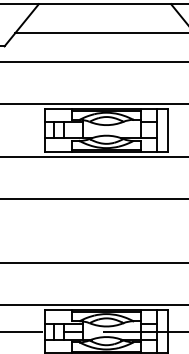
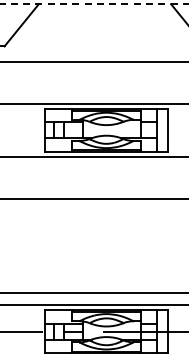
line: solid -> dashed (94, 4)
line: present -> none (100, 33)
line position: (93, 263) -> (93, 293) (93, 293)
